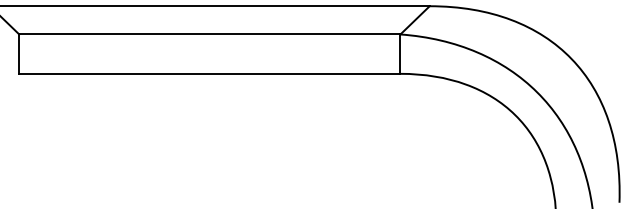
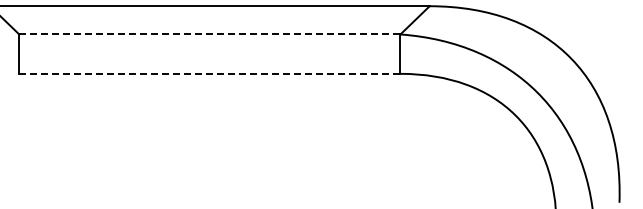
line: solid -> dashed (209, 34)
line: solid -> dashed (209, 73)
